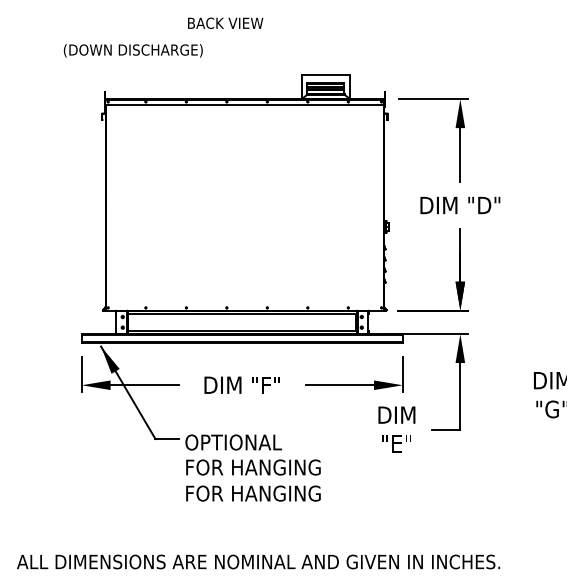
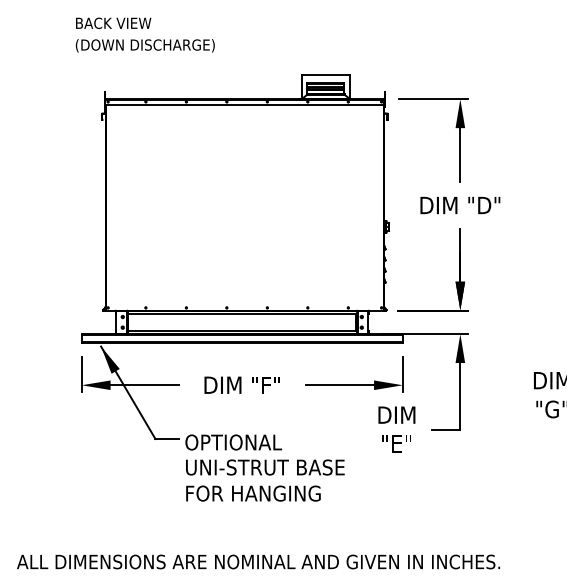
text position: (225, 22) -> (113, 22) (113, 22)
text position: (132, 50) -> (144, 45) (144, 45)
text: FOR HANGING -> UNI-STRUT BASE (265, 467)
